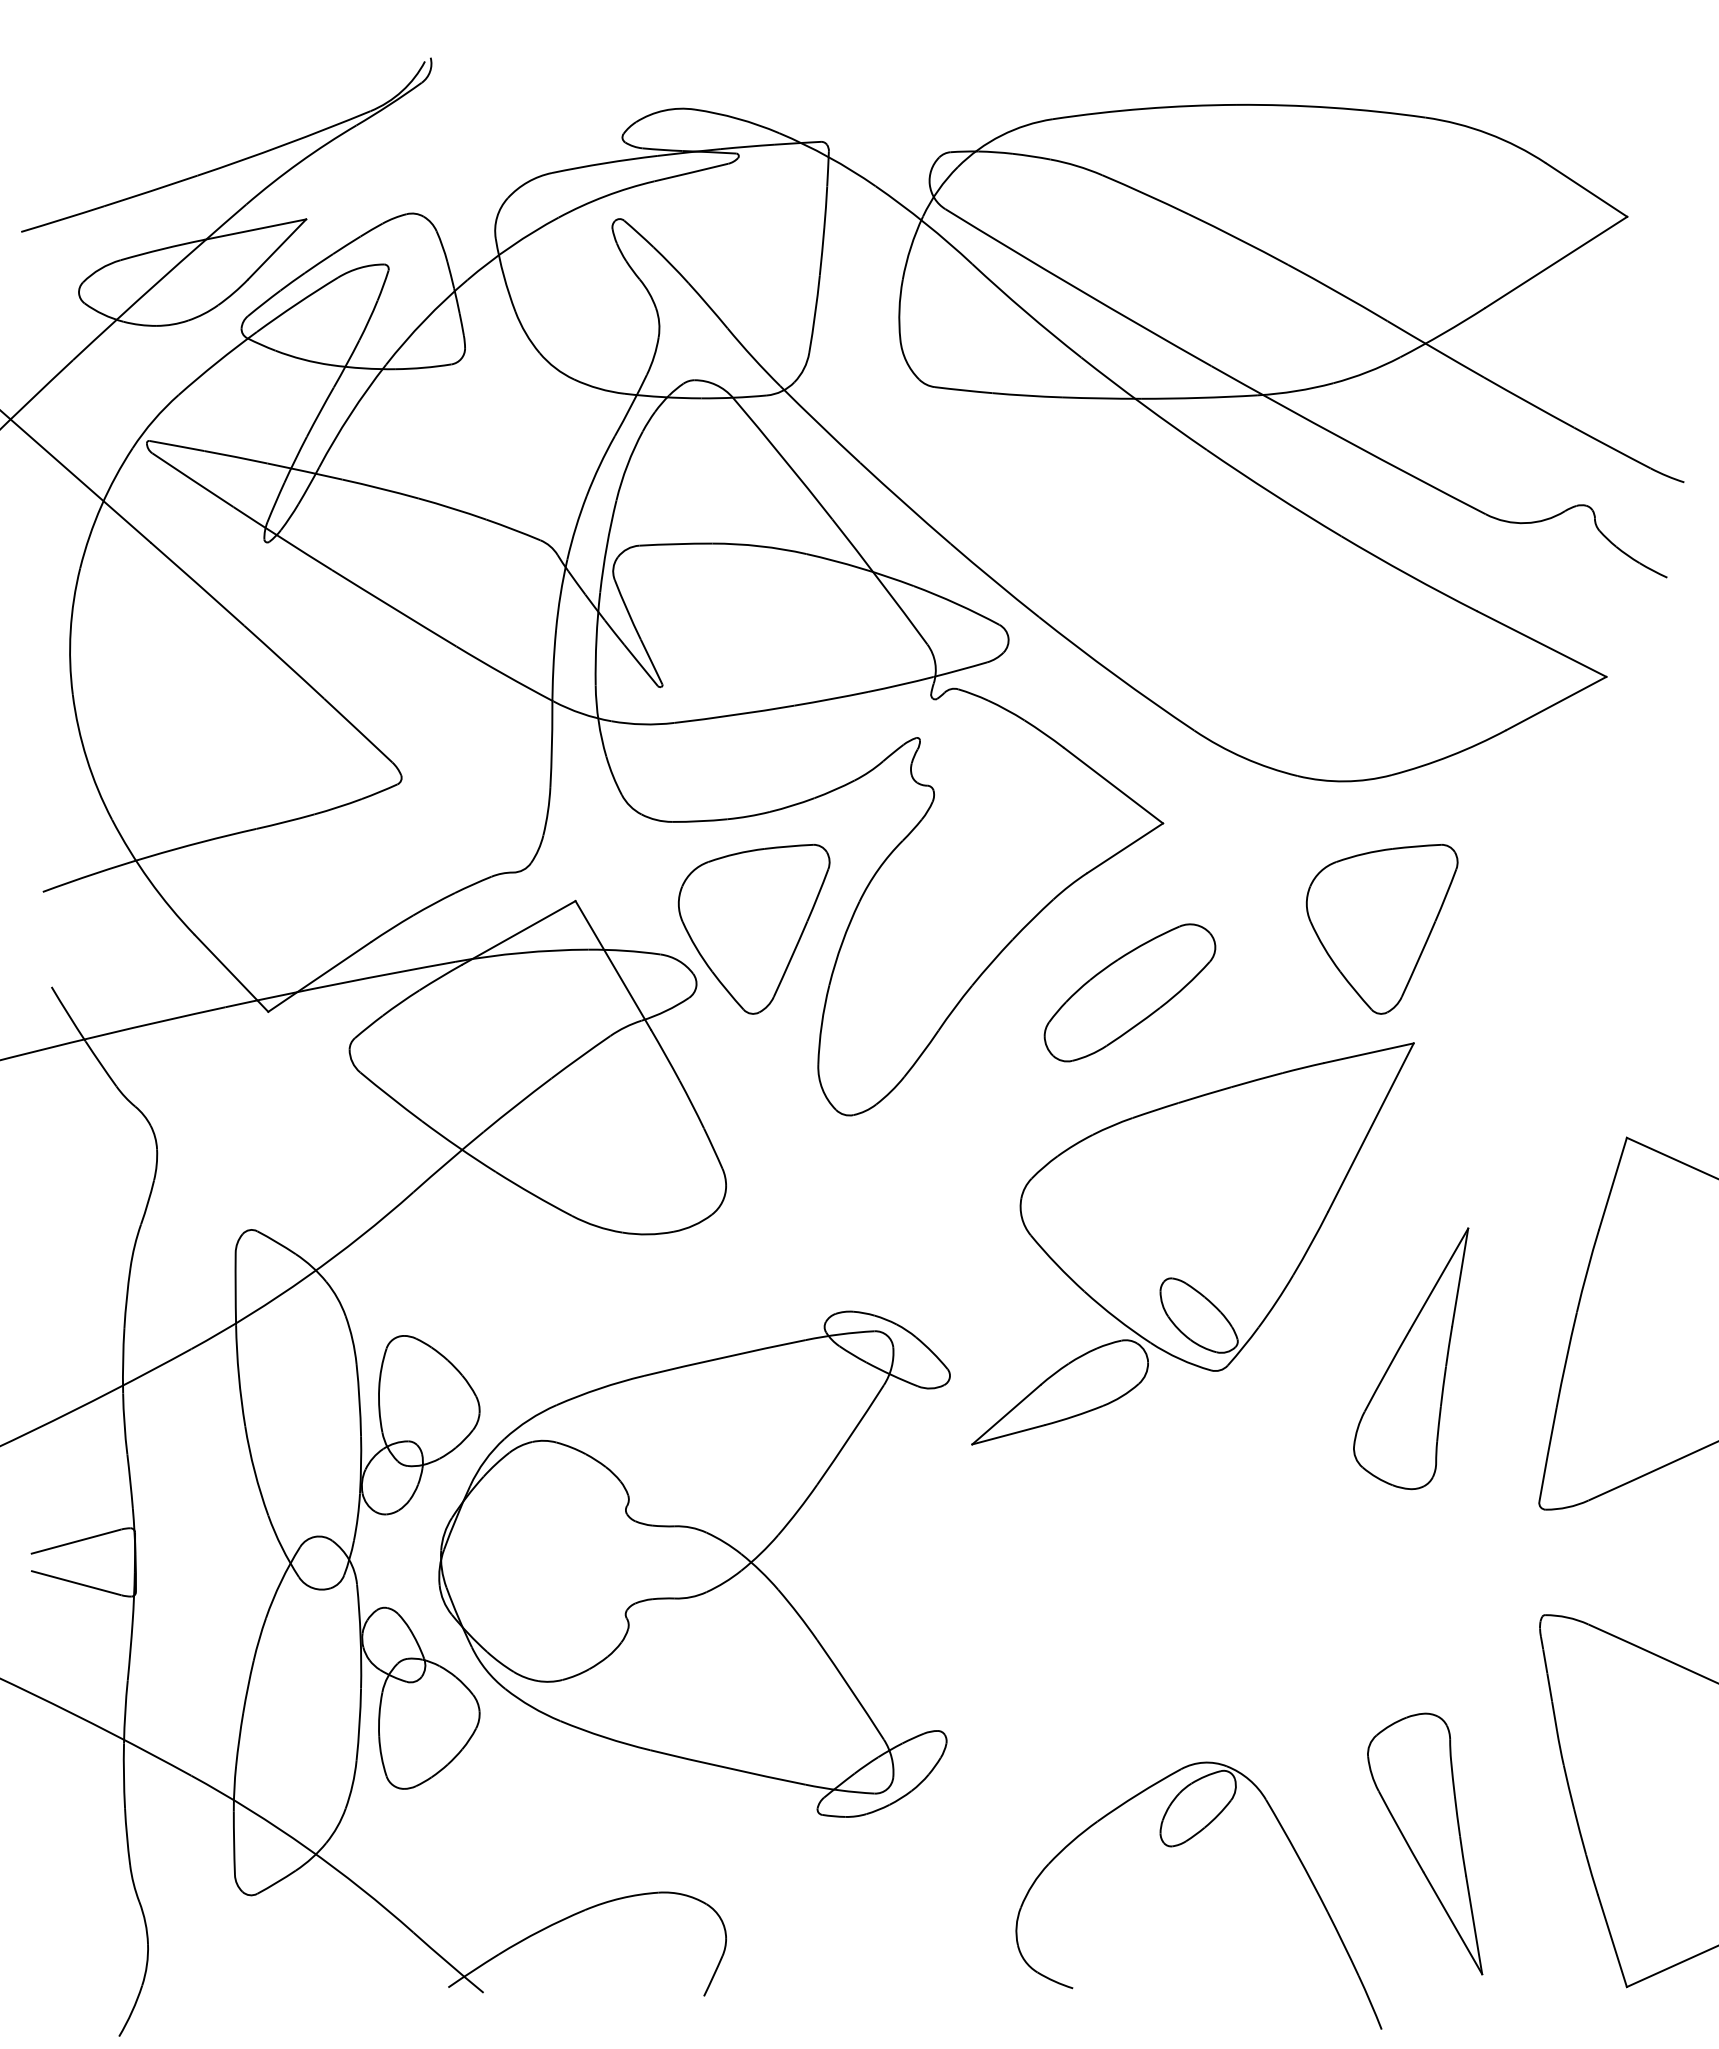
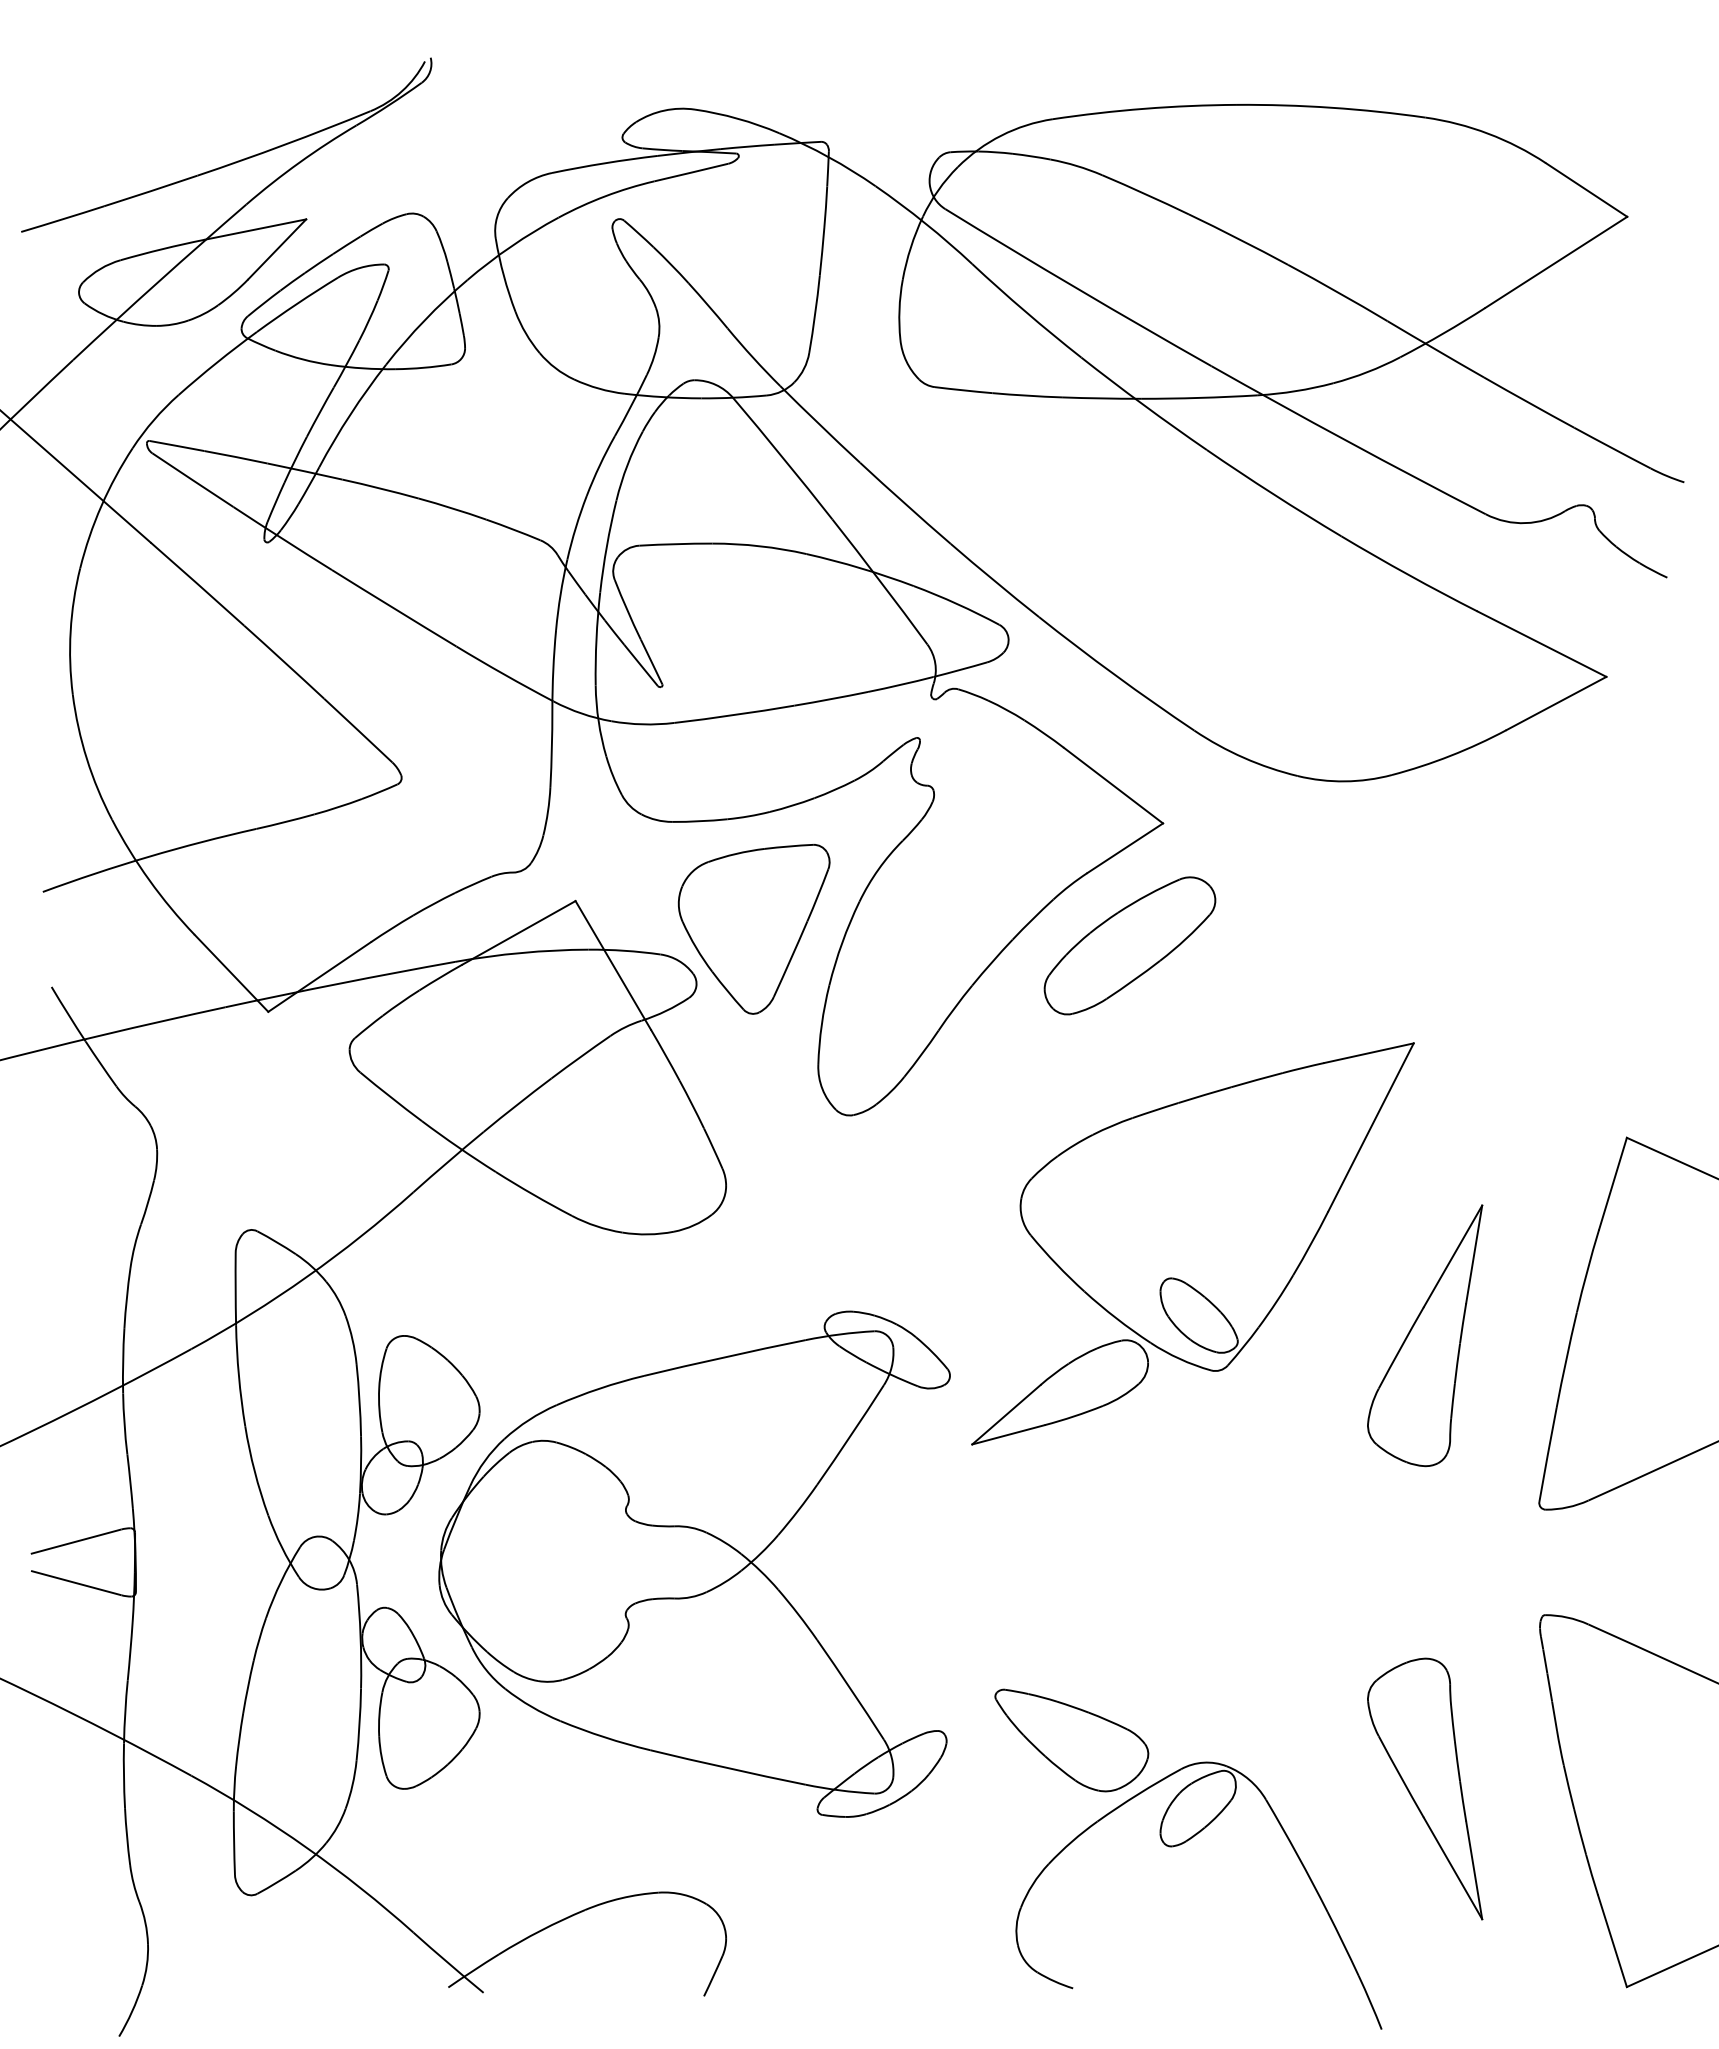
part: present -> none (1381, 929)
part position: (1129, 992) -> (1129, 945) (1129, 945)
part position: (1411, 1358) -> (1425, 1335) (1425, 1335)
part: none -> present (1071, 1740)
part position: (1425, 1843) -> (1425, 1788) (1425, 1788)
